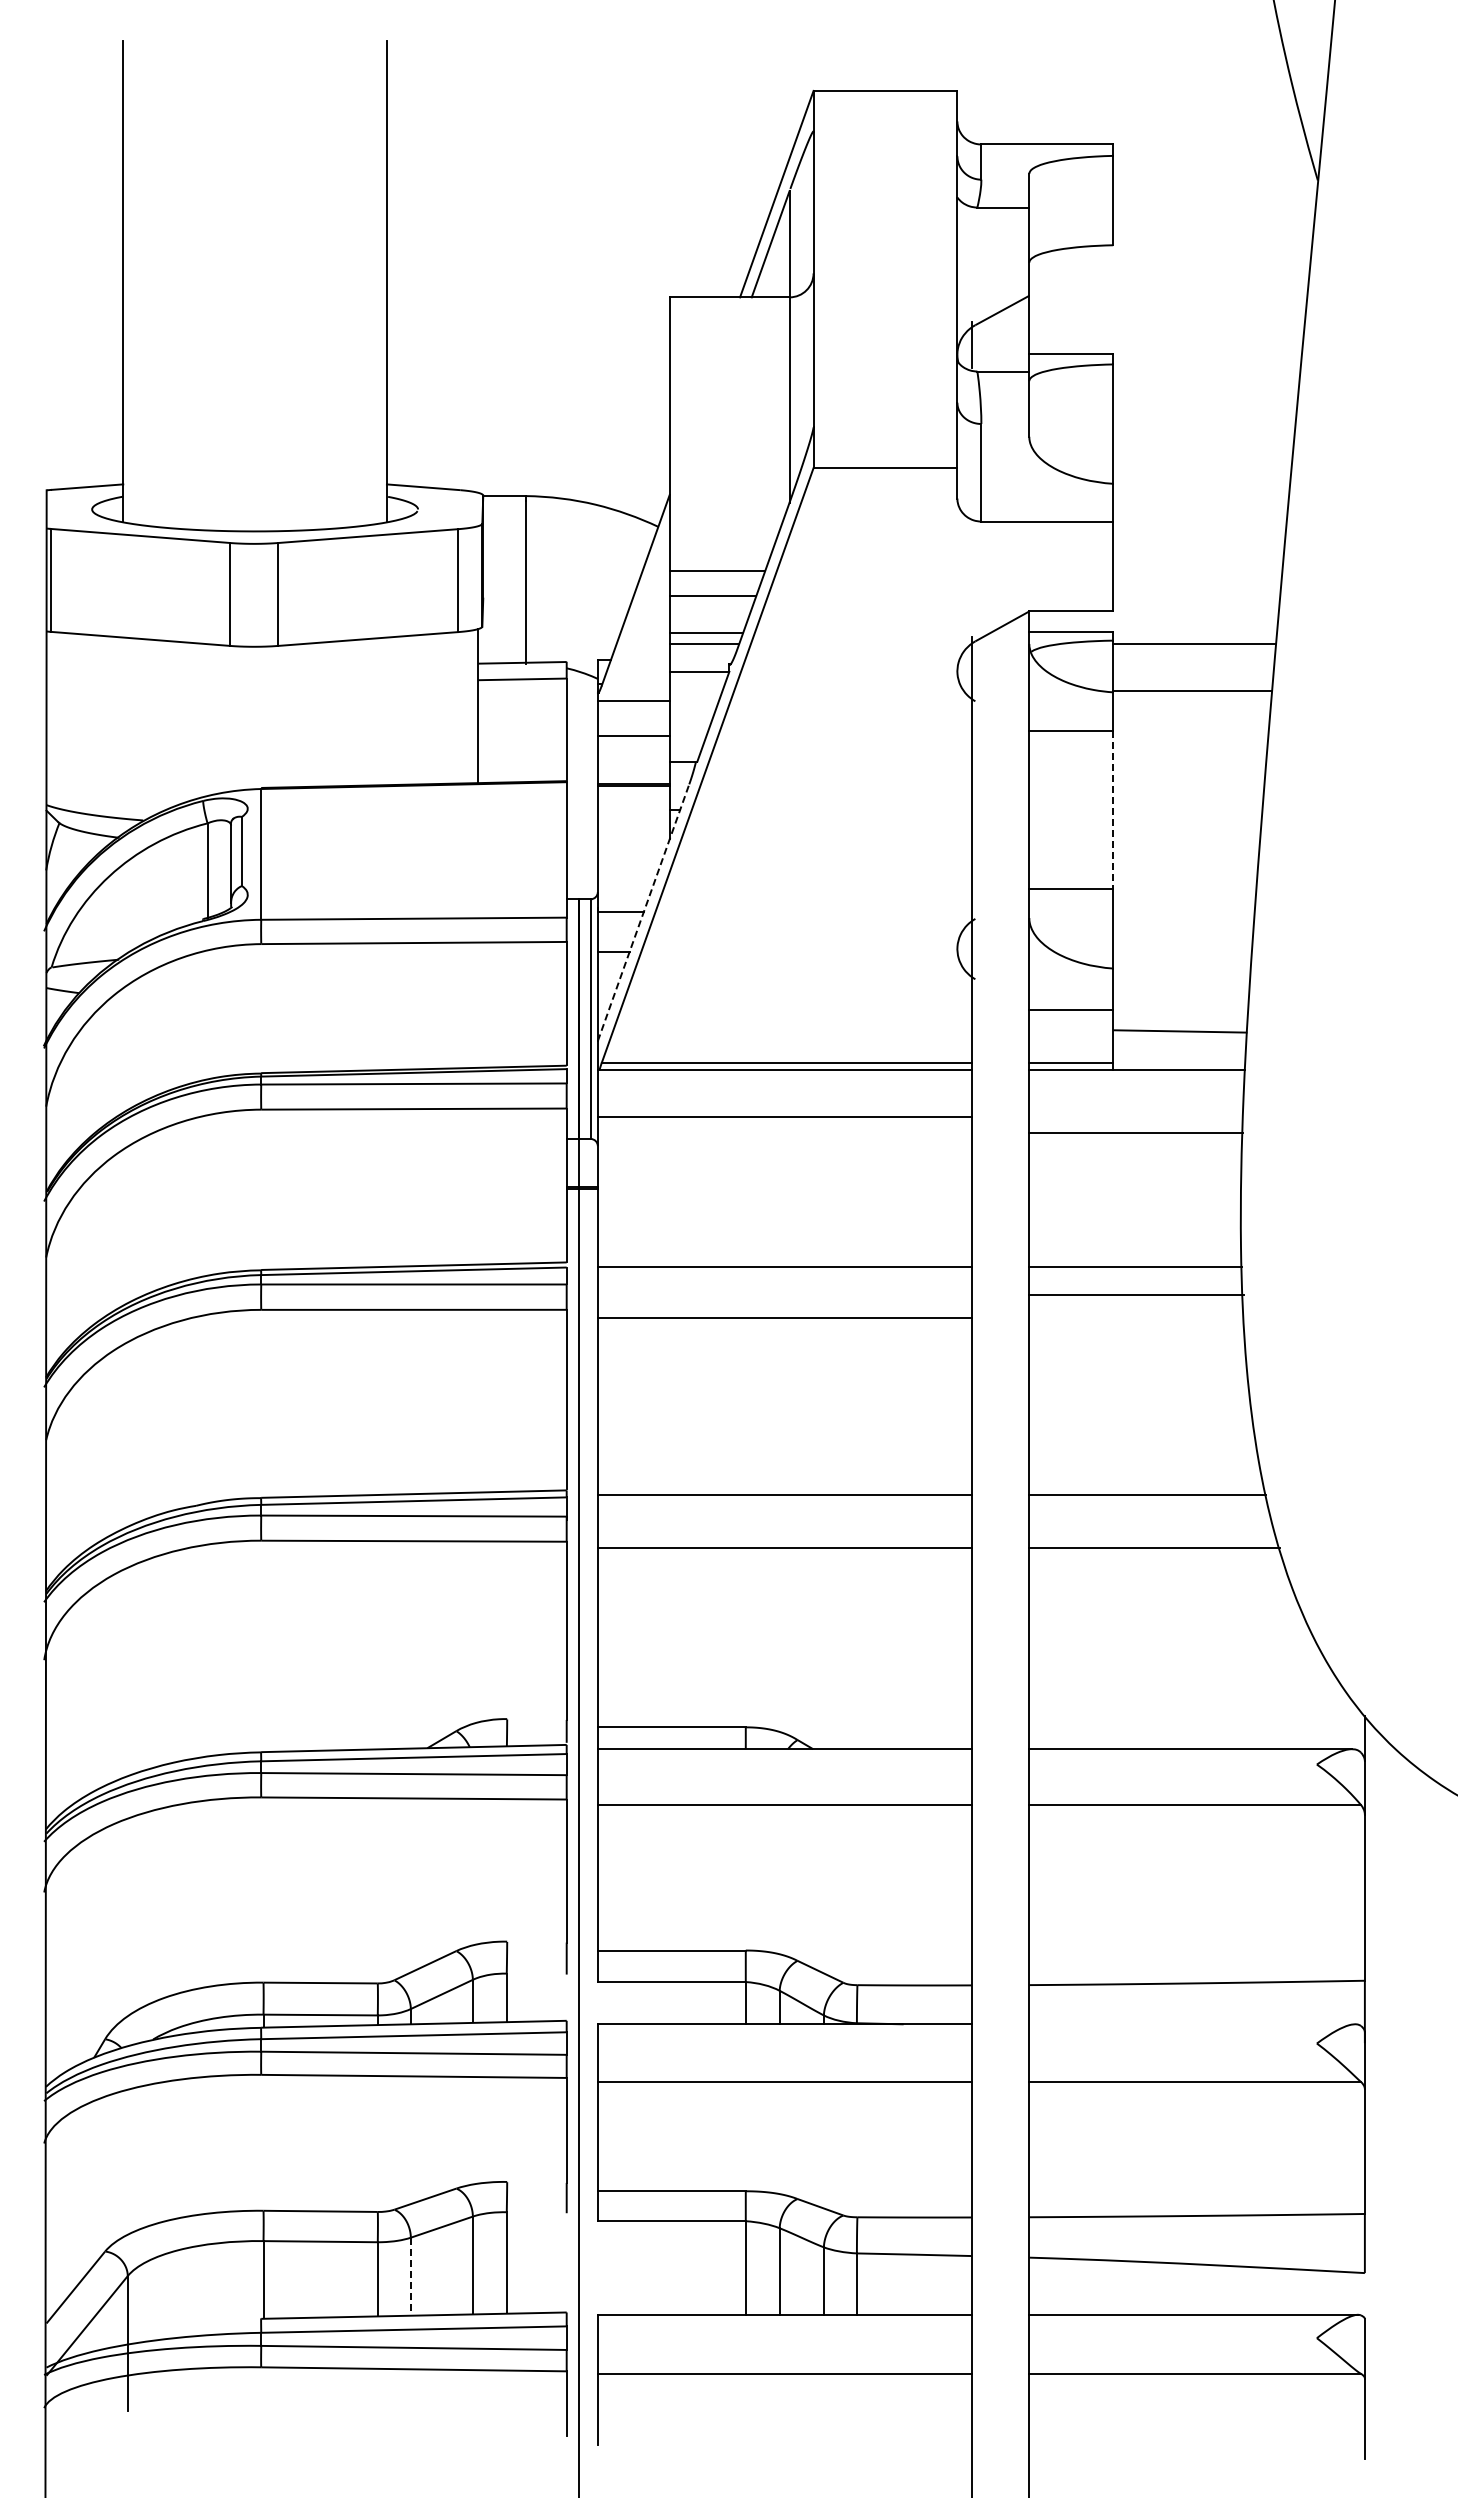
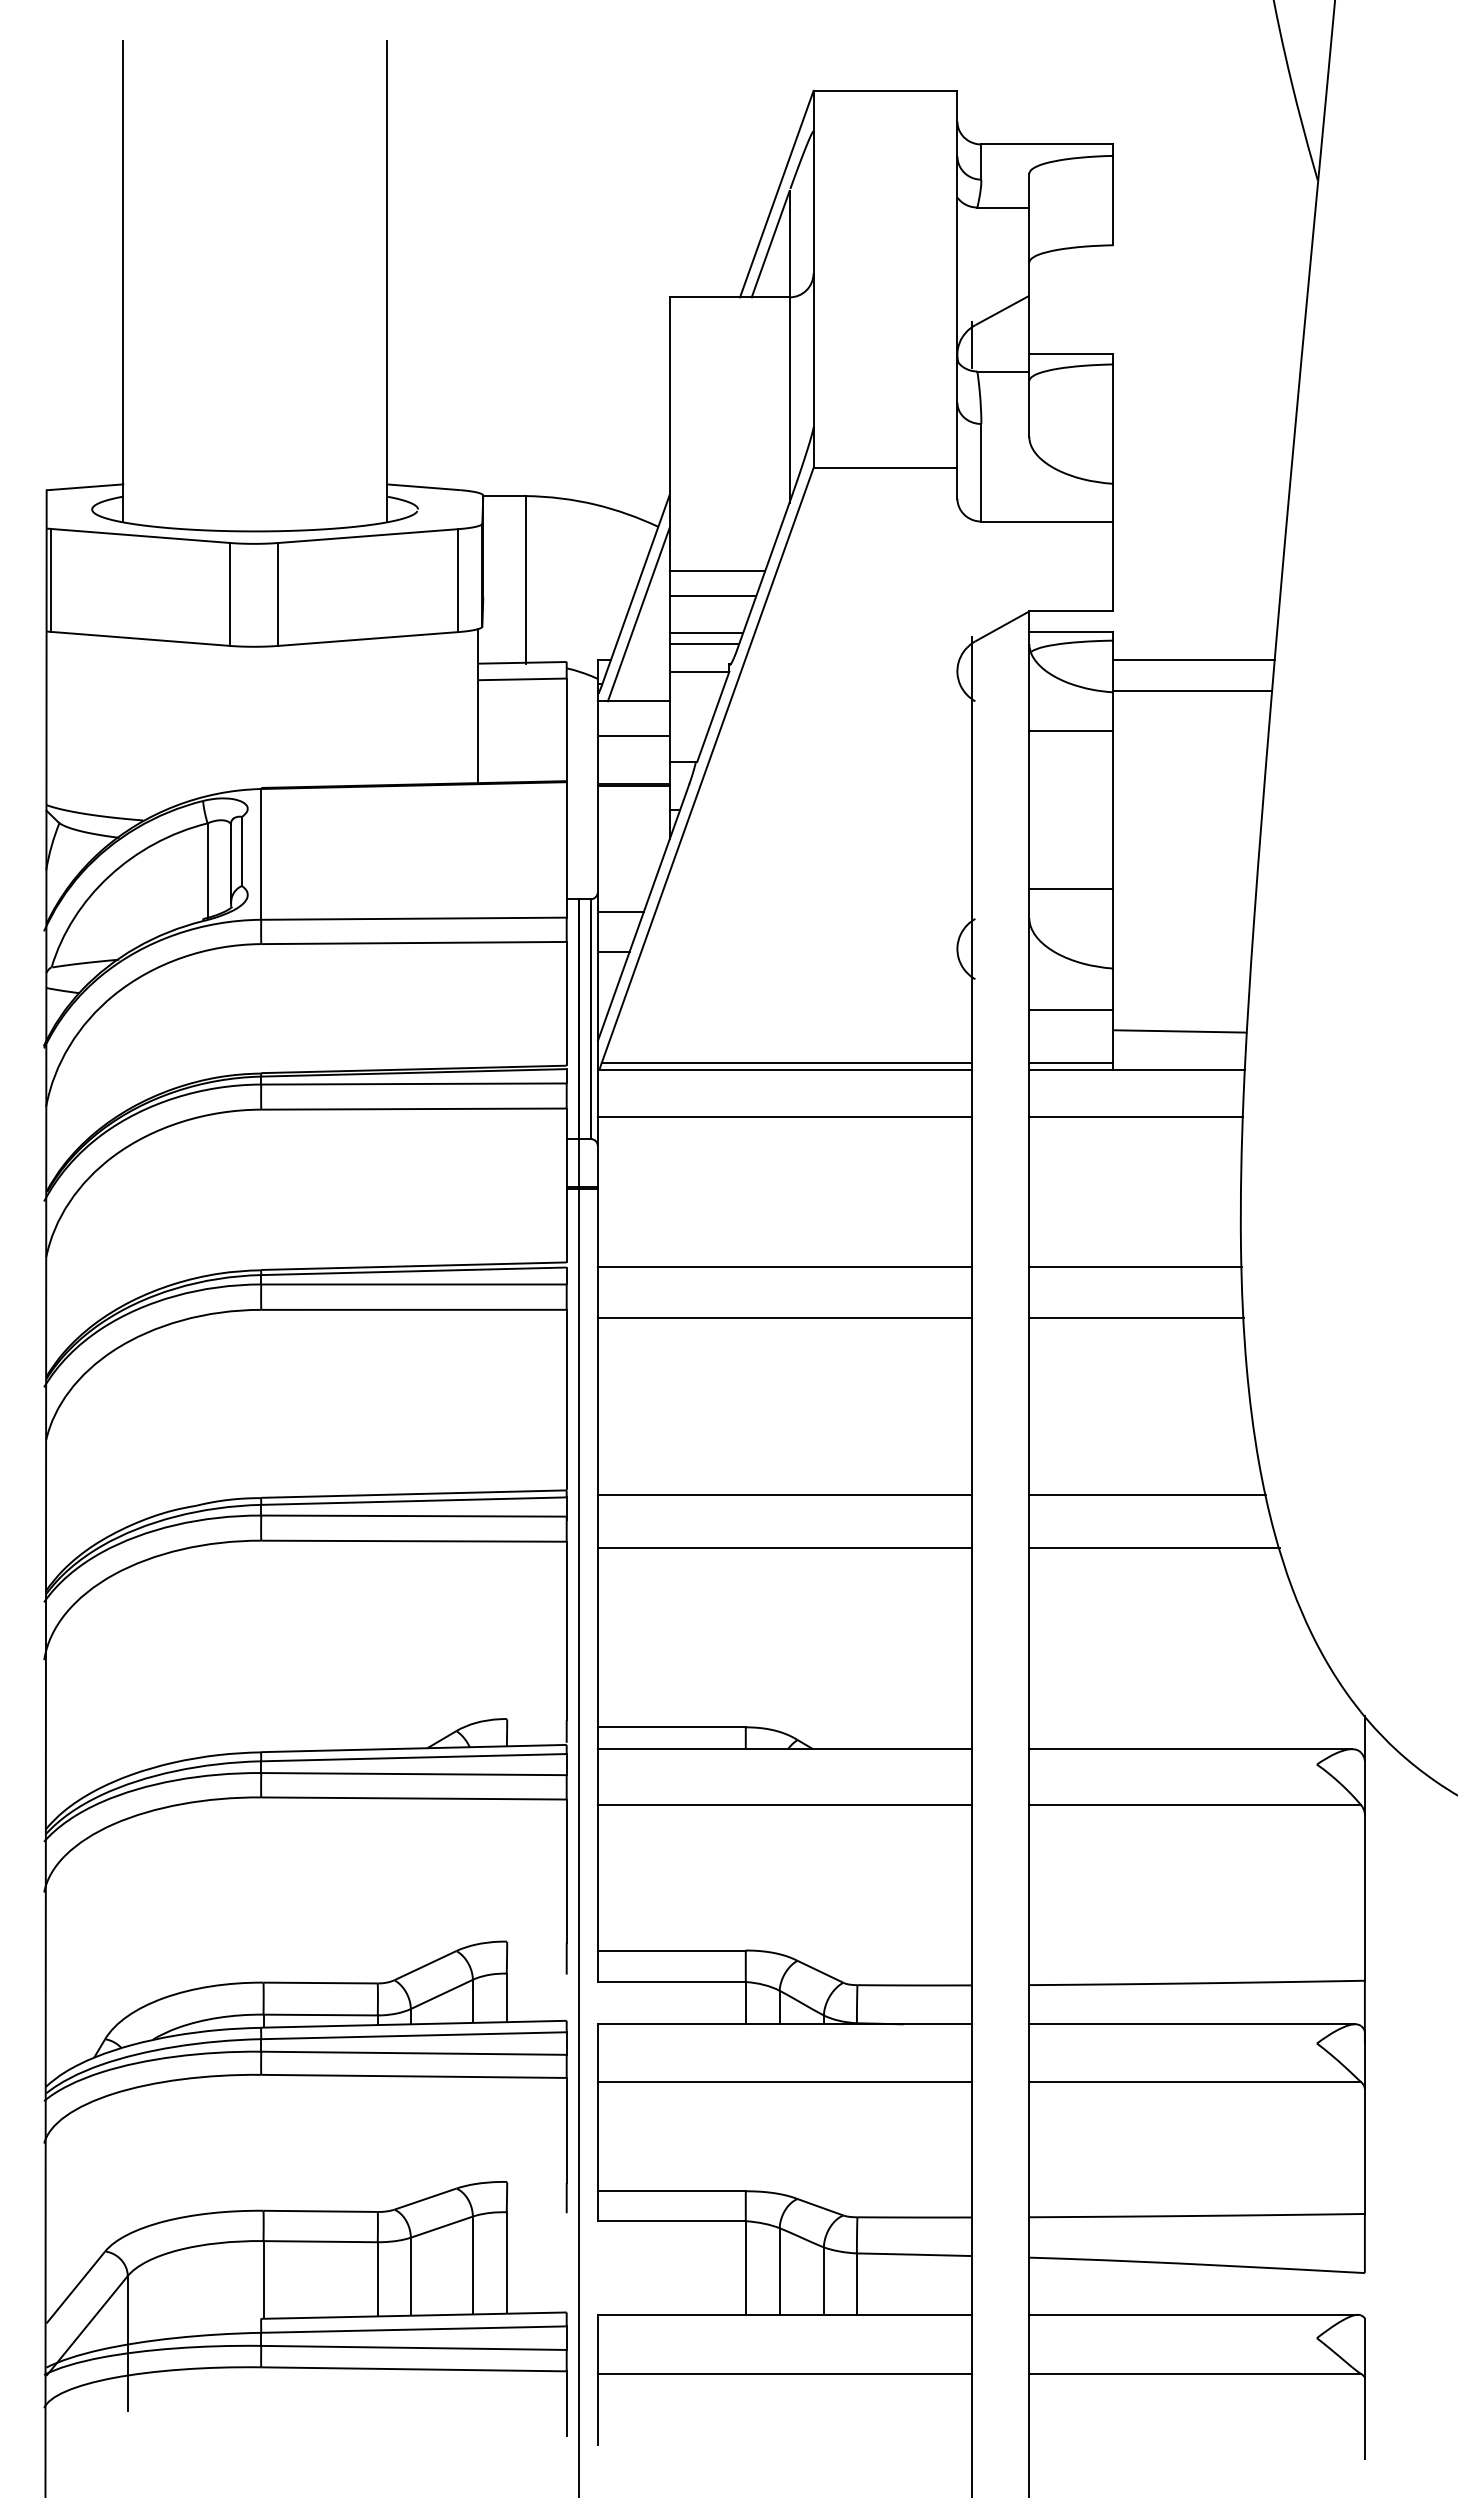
line: none -> present (638, 614)
line position: (1193, 644) -> (1193, 660) (1193, 660)
line: dashed -> solid (1113, 810)
line: dashed -> solid (643, 912)
line position: (1136, 1133) -> (1136, 1117) (1136, 1117)
line position: (1136, 1294) -> (1136, 1317) (1136, 1317)
line: none -> present (1191, 2024)
line: dashed -> solid (410, 2276)
